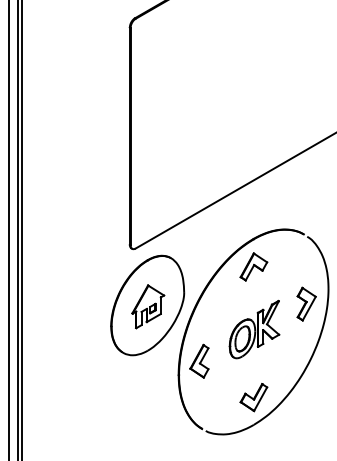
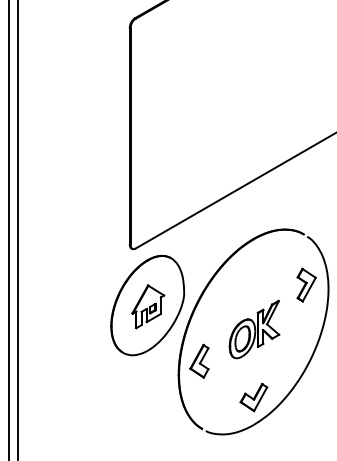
line: present -> none (21, 229)
part: present -> none (253, 266)
part position: (306, 303) -> (306, 284) (306, 284)
